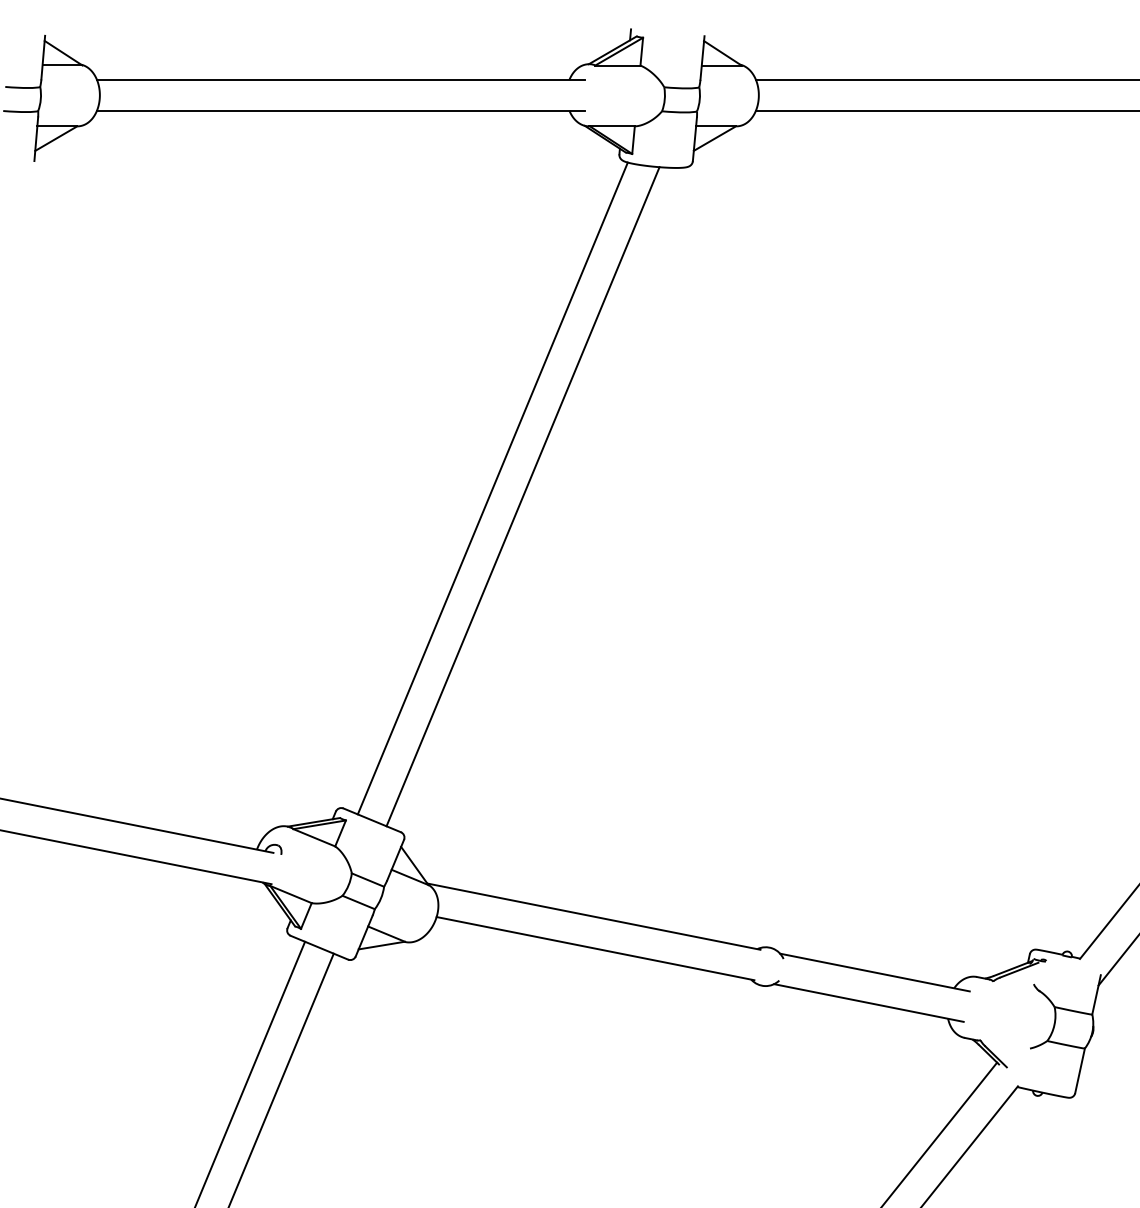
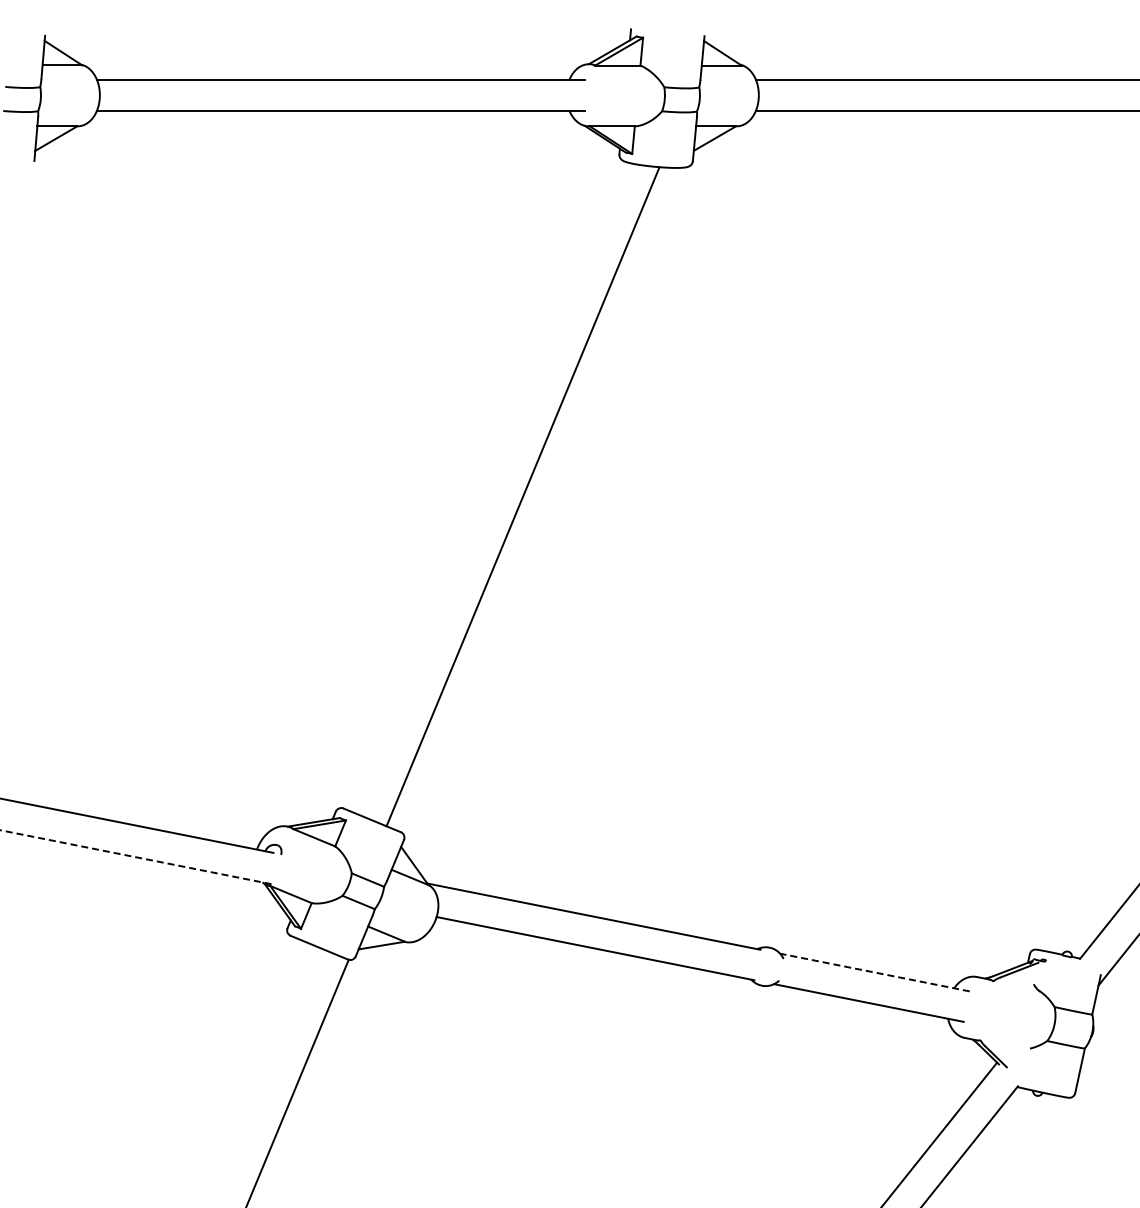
line: present -> none (492, 488)
line: solid -> dashed (135, 857)
line: solid -> dashed (874, 972)
line: present -> none (250, 1072)
line position: (281, 1078) -> (297, 1081) (297, 1081)
